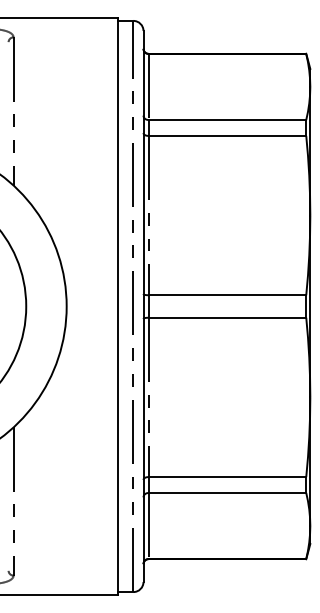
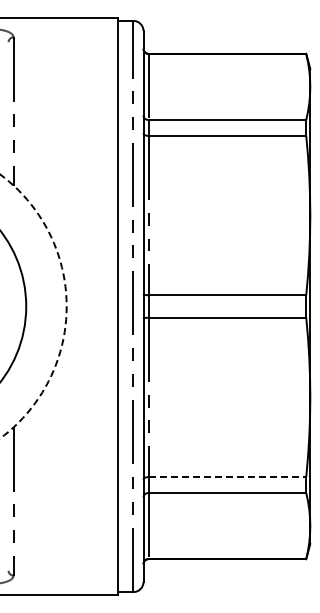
arc: solid -> dashed (66, 306)
line: solid -> dashed (227, 477)
